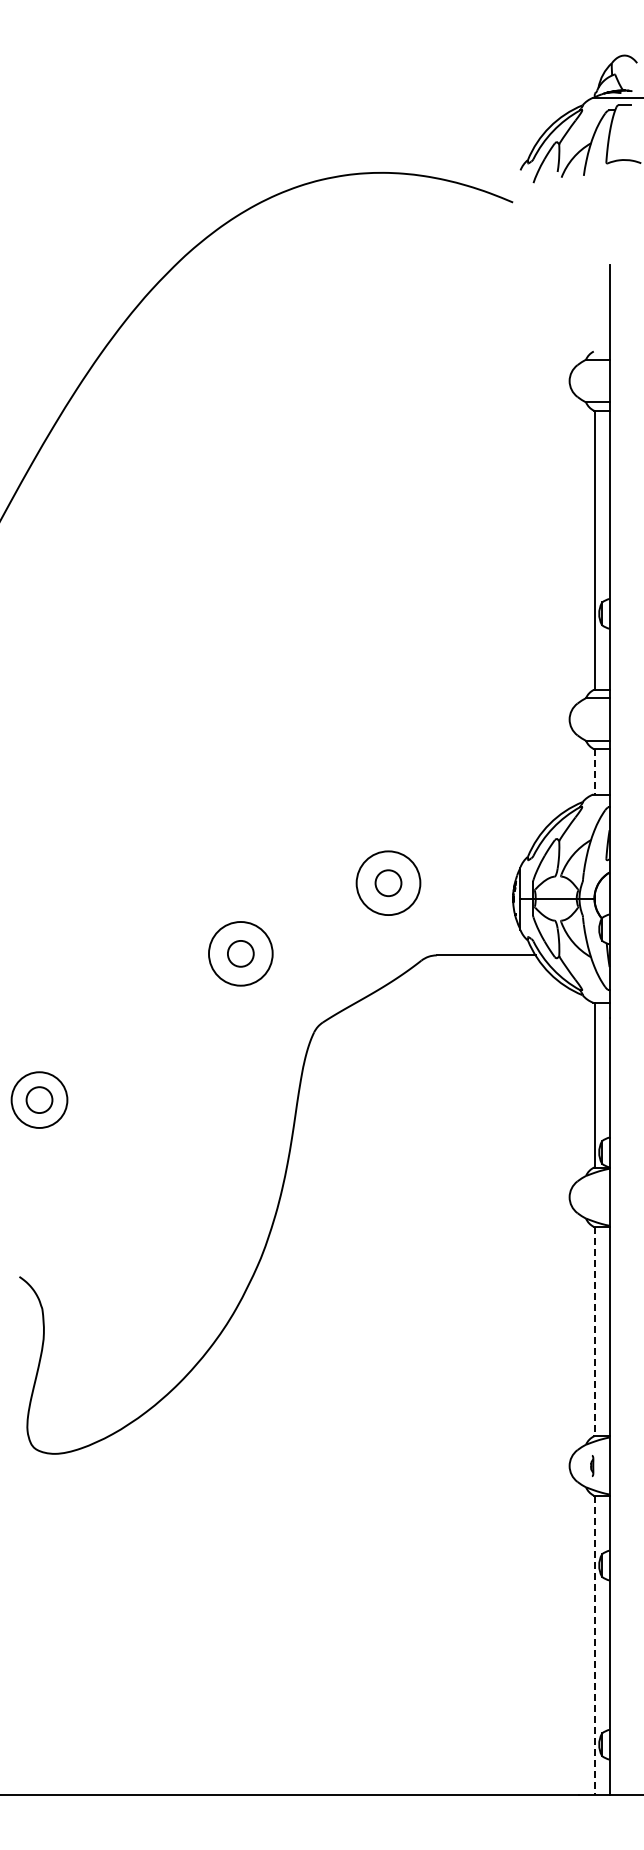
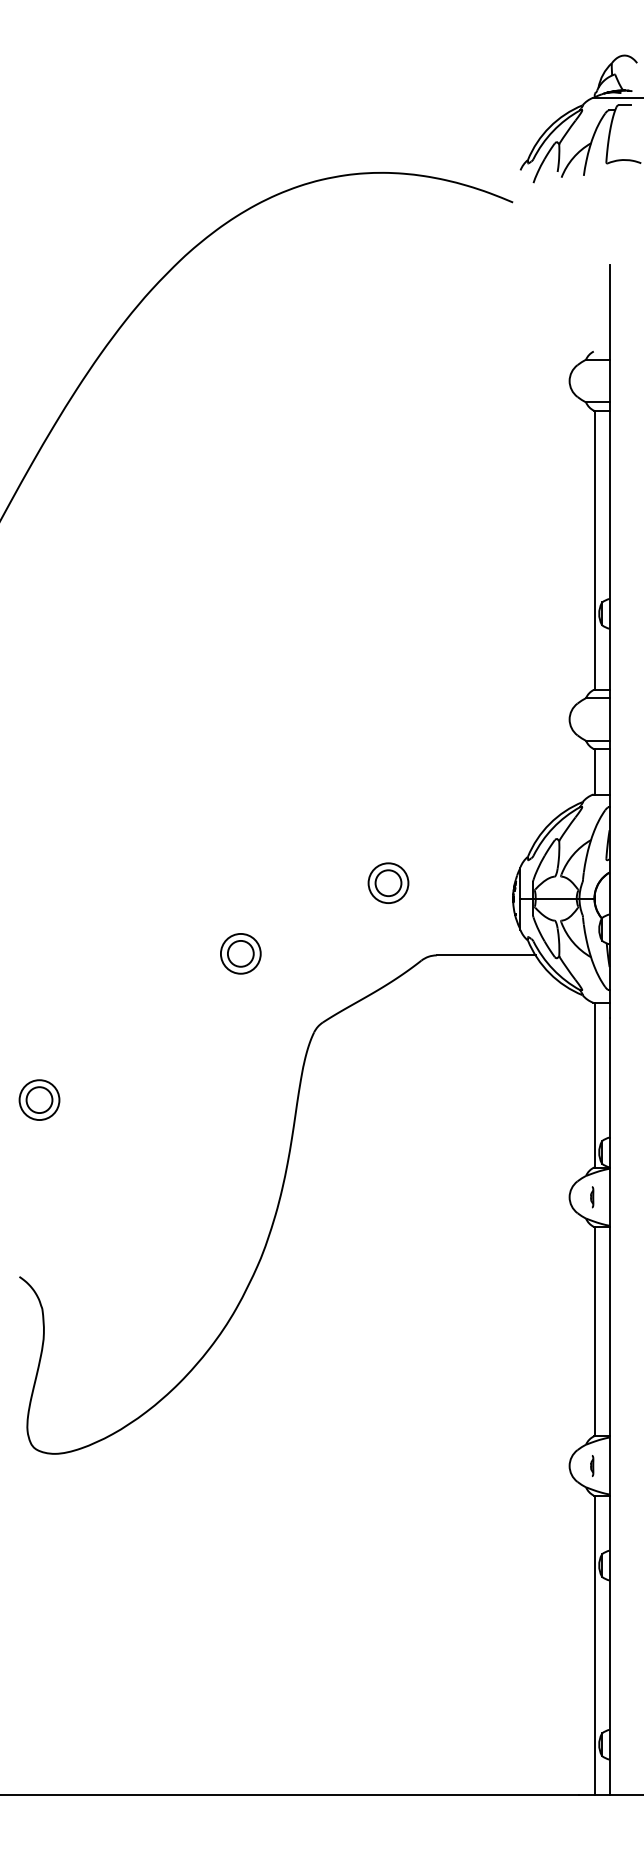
line: dashed -> solid (594, 771)
circle diameter: 64 px -> 40 px (388, 883)
circle diameter: 64 px -> 40 px (240, 953)
circle diameter: 56 px -> 40 px (39, 1100)
line: none -> present (592, 1197)
line: dashed -> solid (594, 1331)
line: dashed -> solid (594, 1645)
